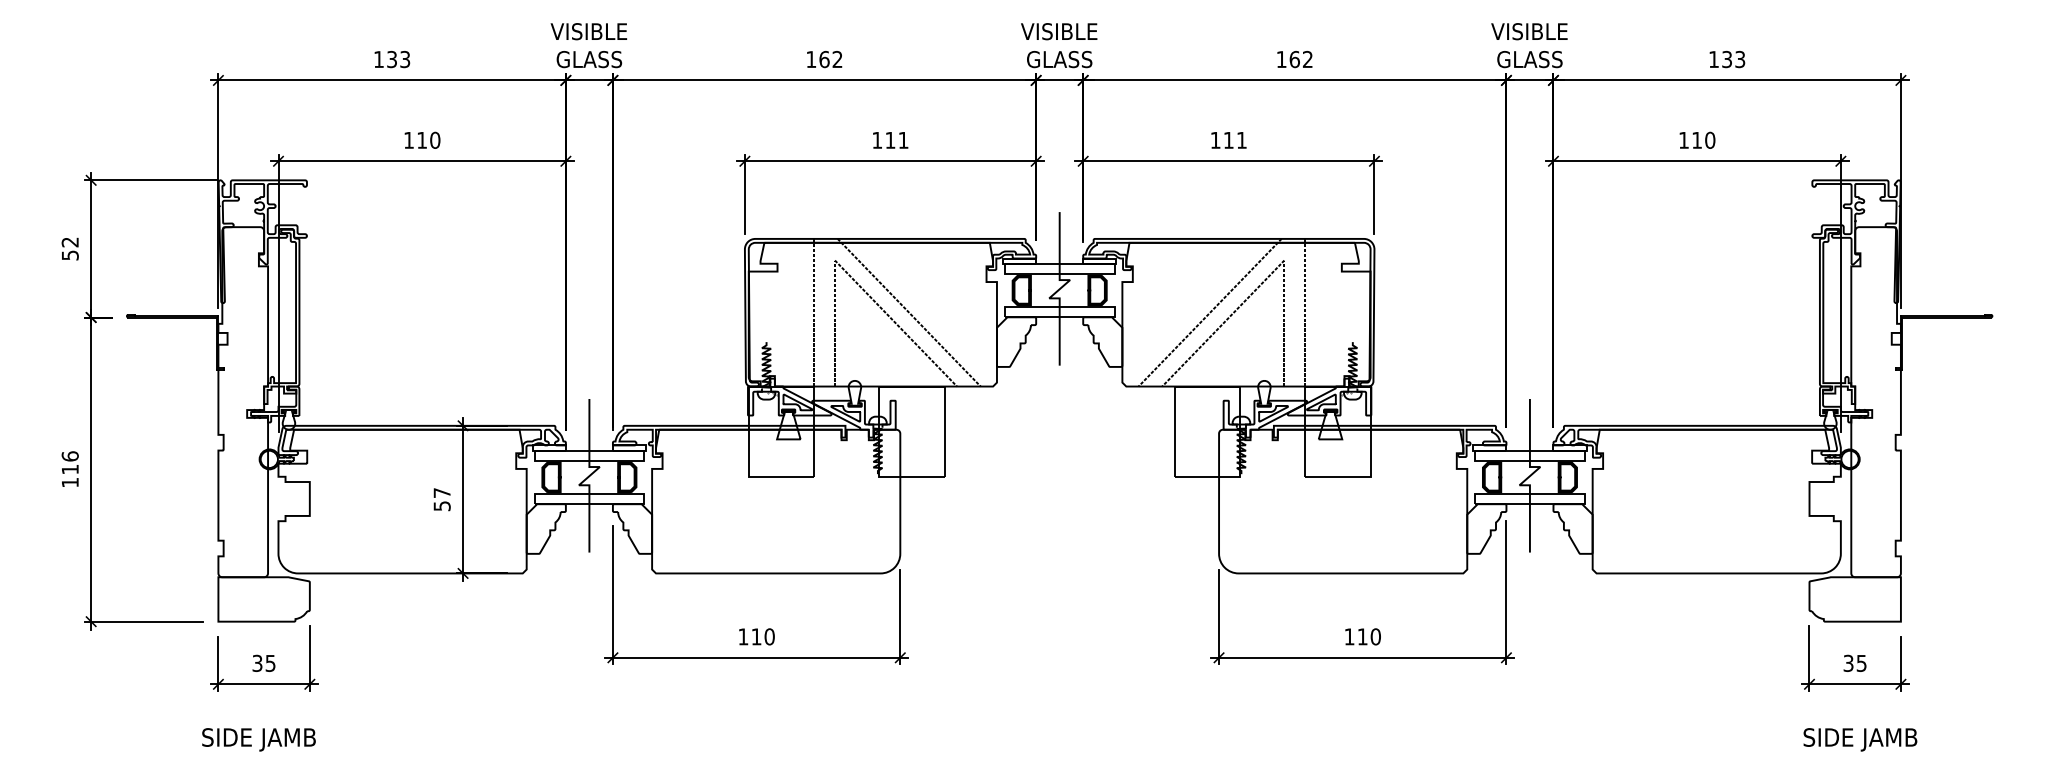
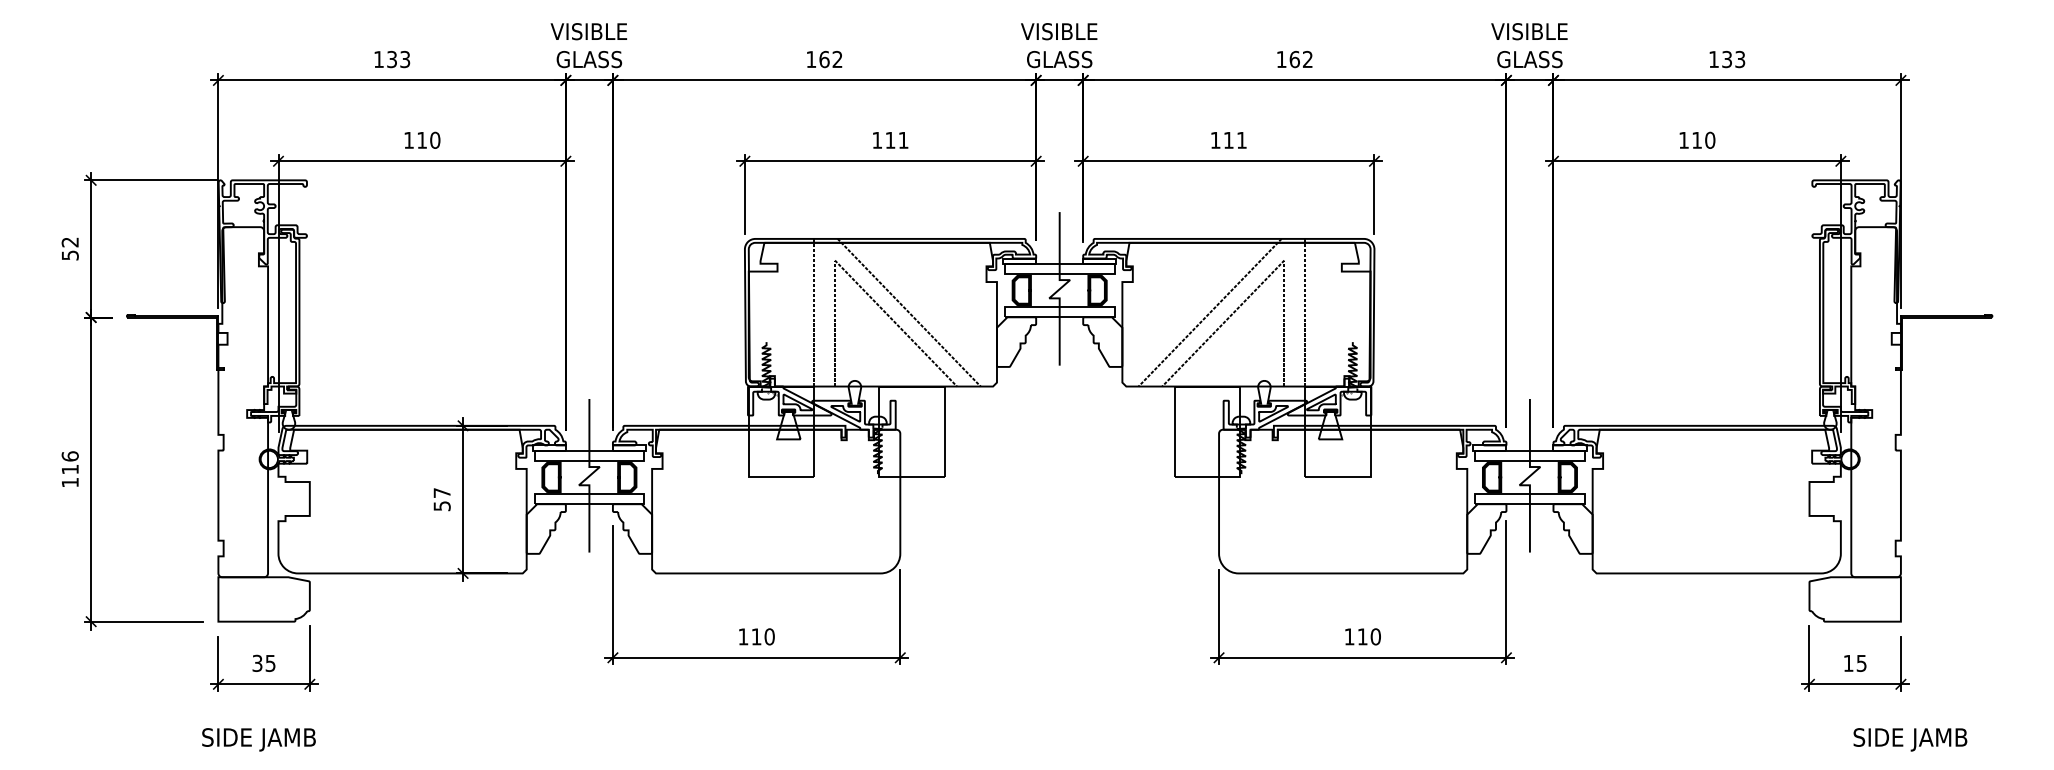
text: 35 -> 15 (1848, 662)
text position: (1860, 739) -> (1910, 739) (1910, 739)
